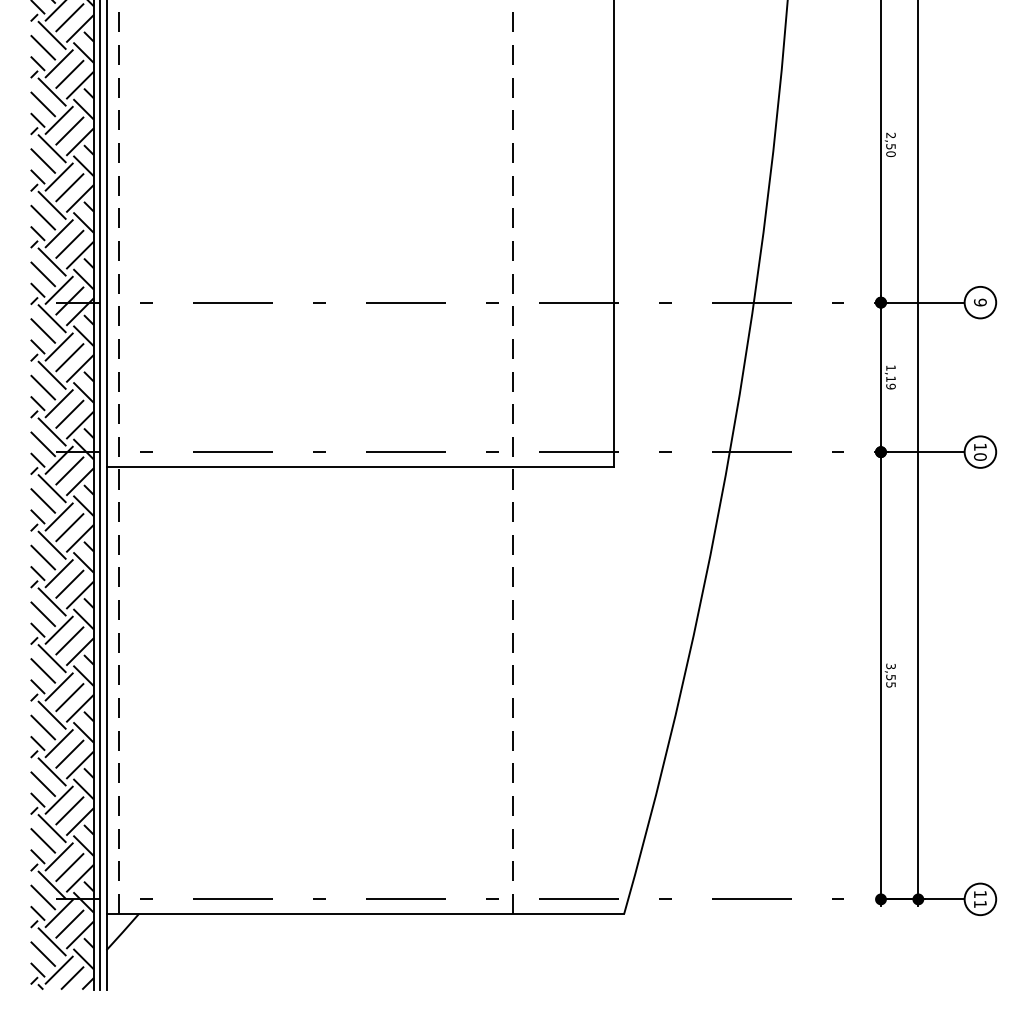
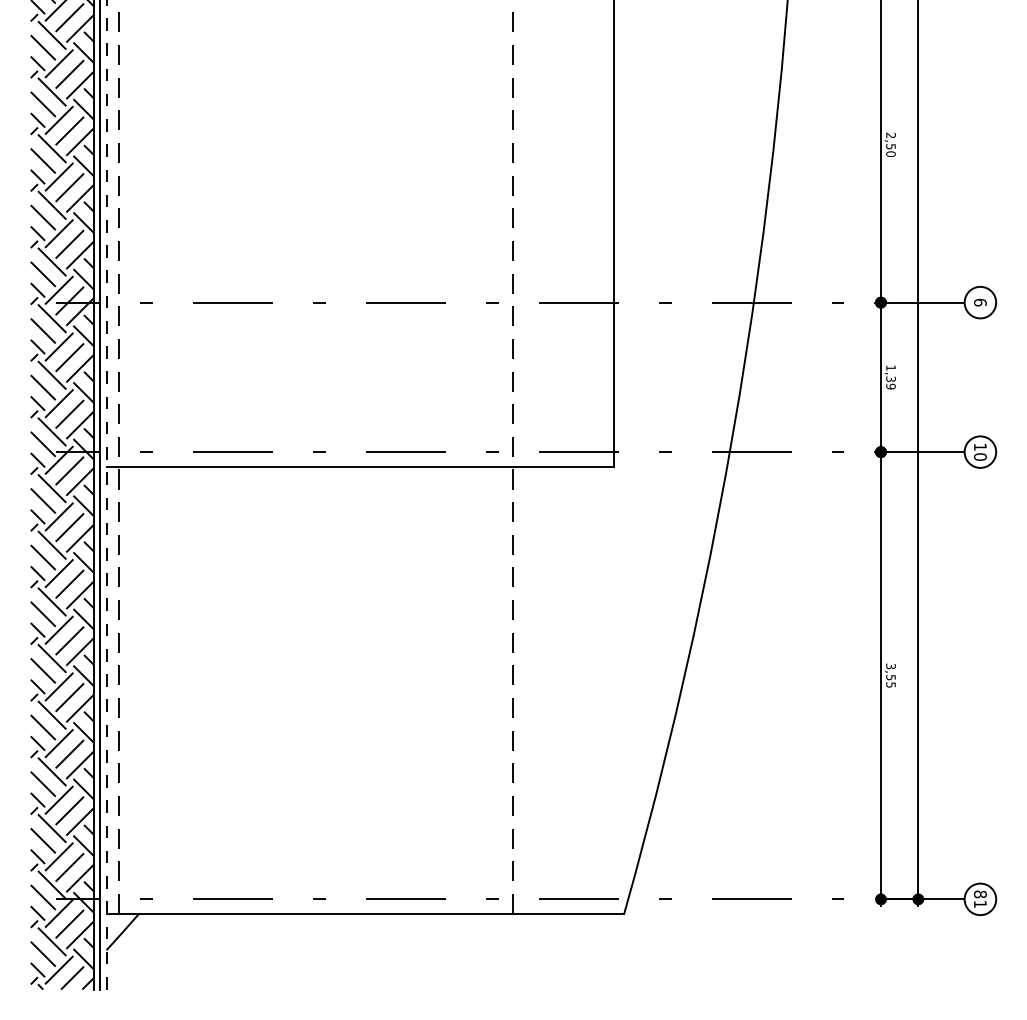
text: 9 -> 6 (980, 302)
text: 1,19 -> 1,39 (890, 378)
line: solid -> dashed (106, 494)
text: 11 -> 81 (979, 894)
